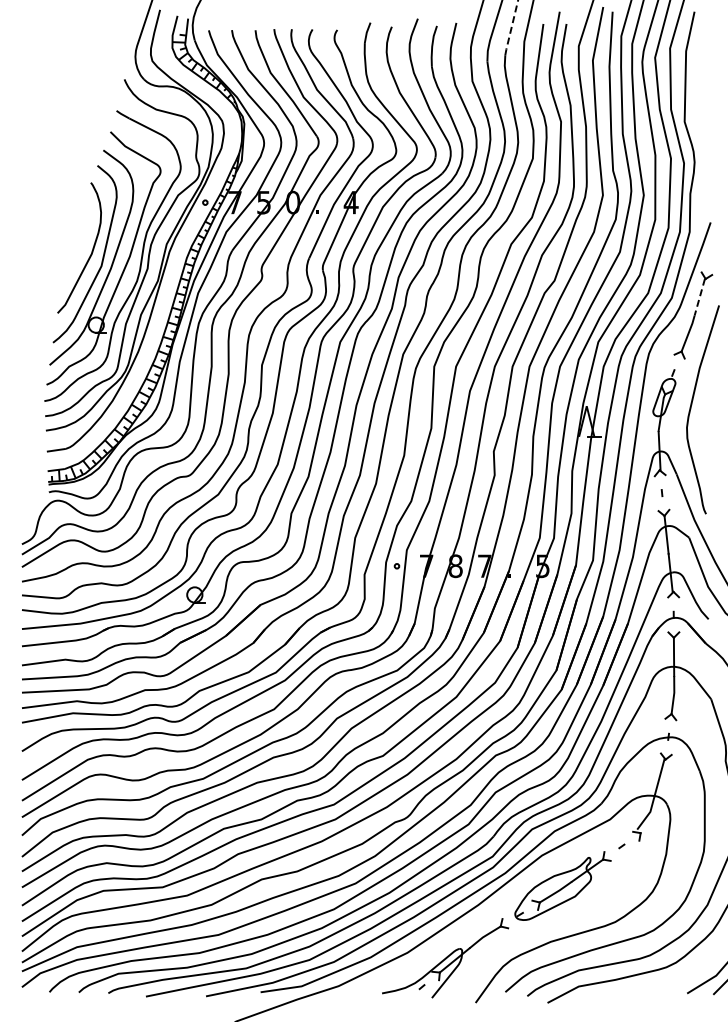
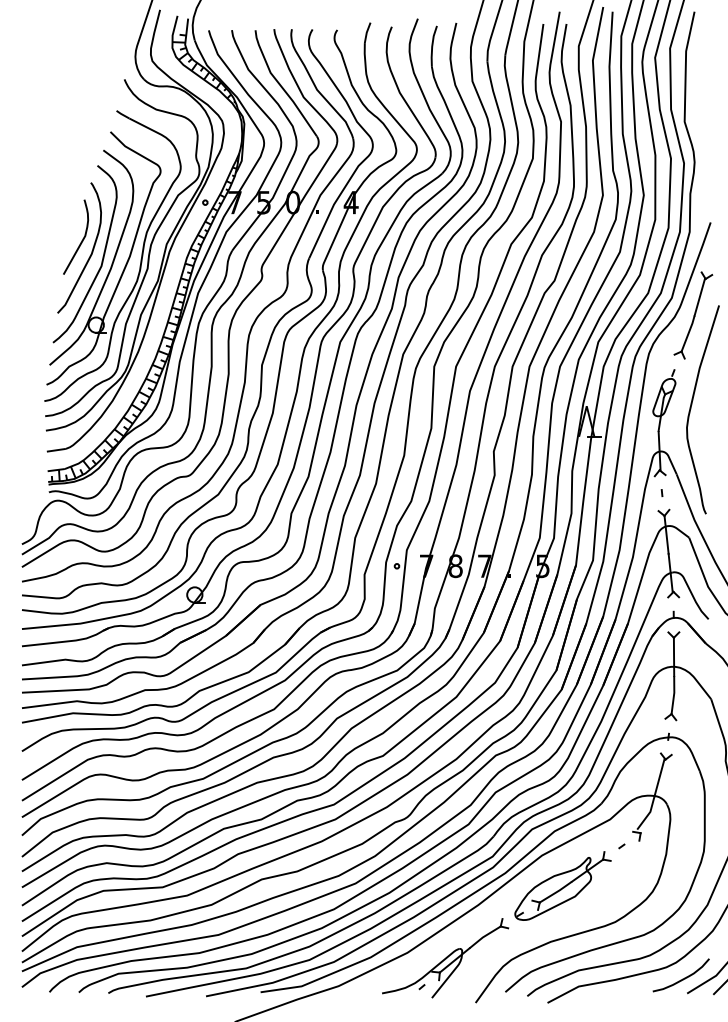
line: dashed -> solid (511, 28)
curve: none -> present (82, 238)
line: dashed -> solid (699, 297)
curve: none -> present (682, 978)
